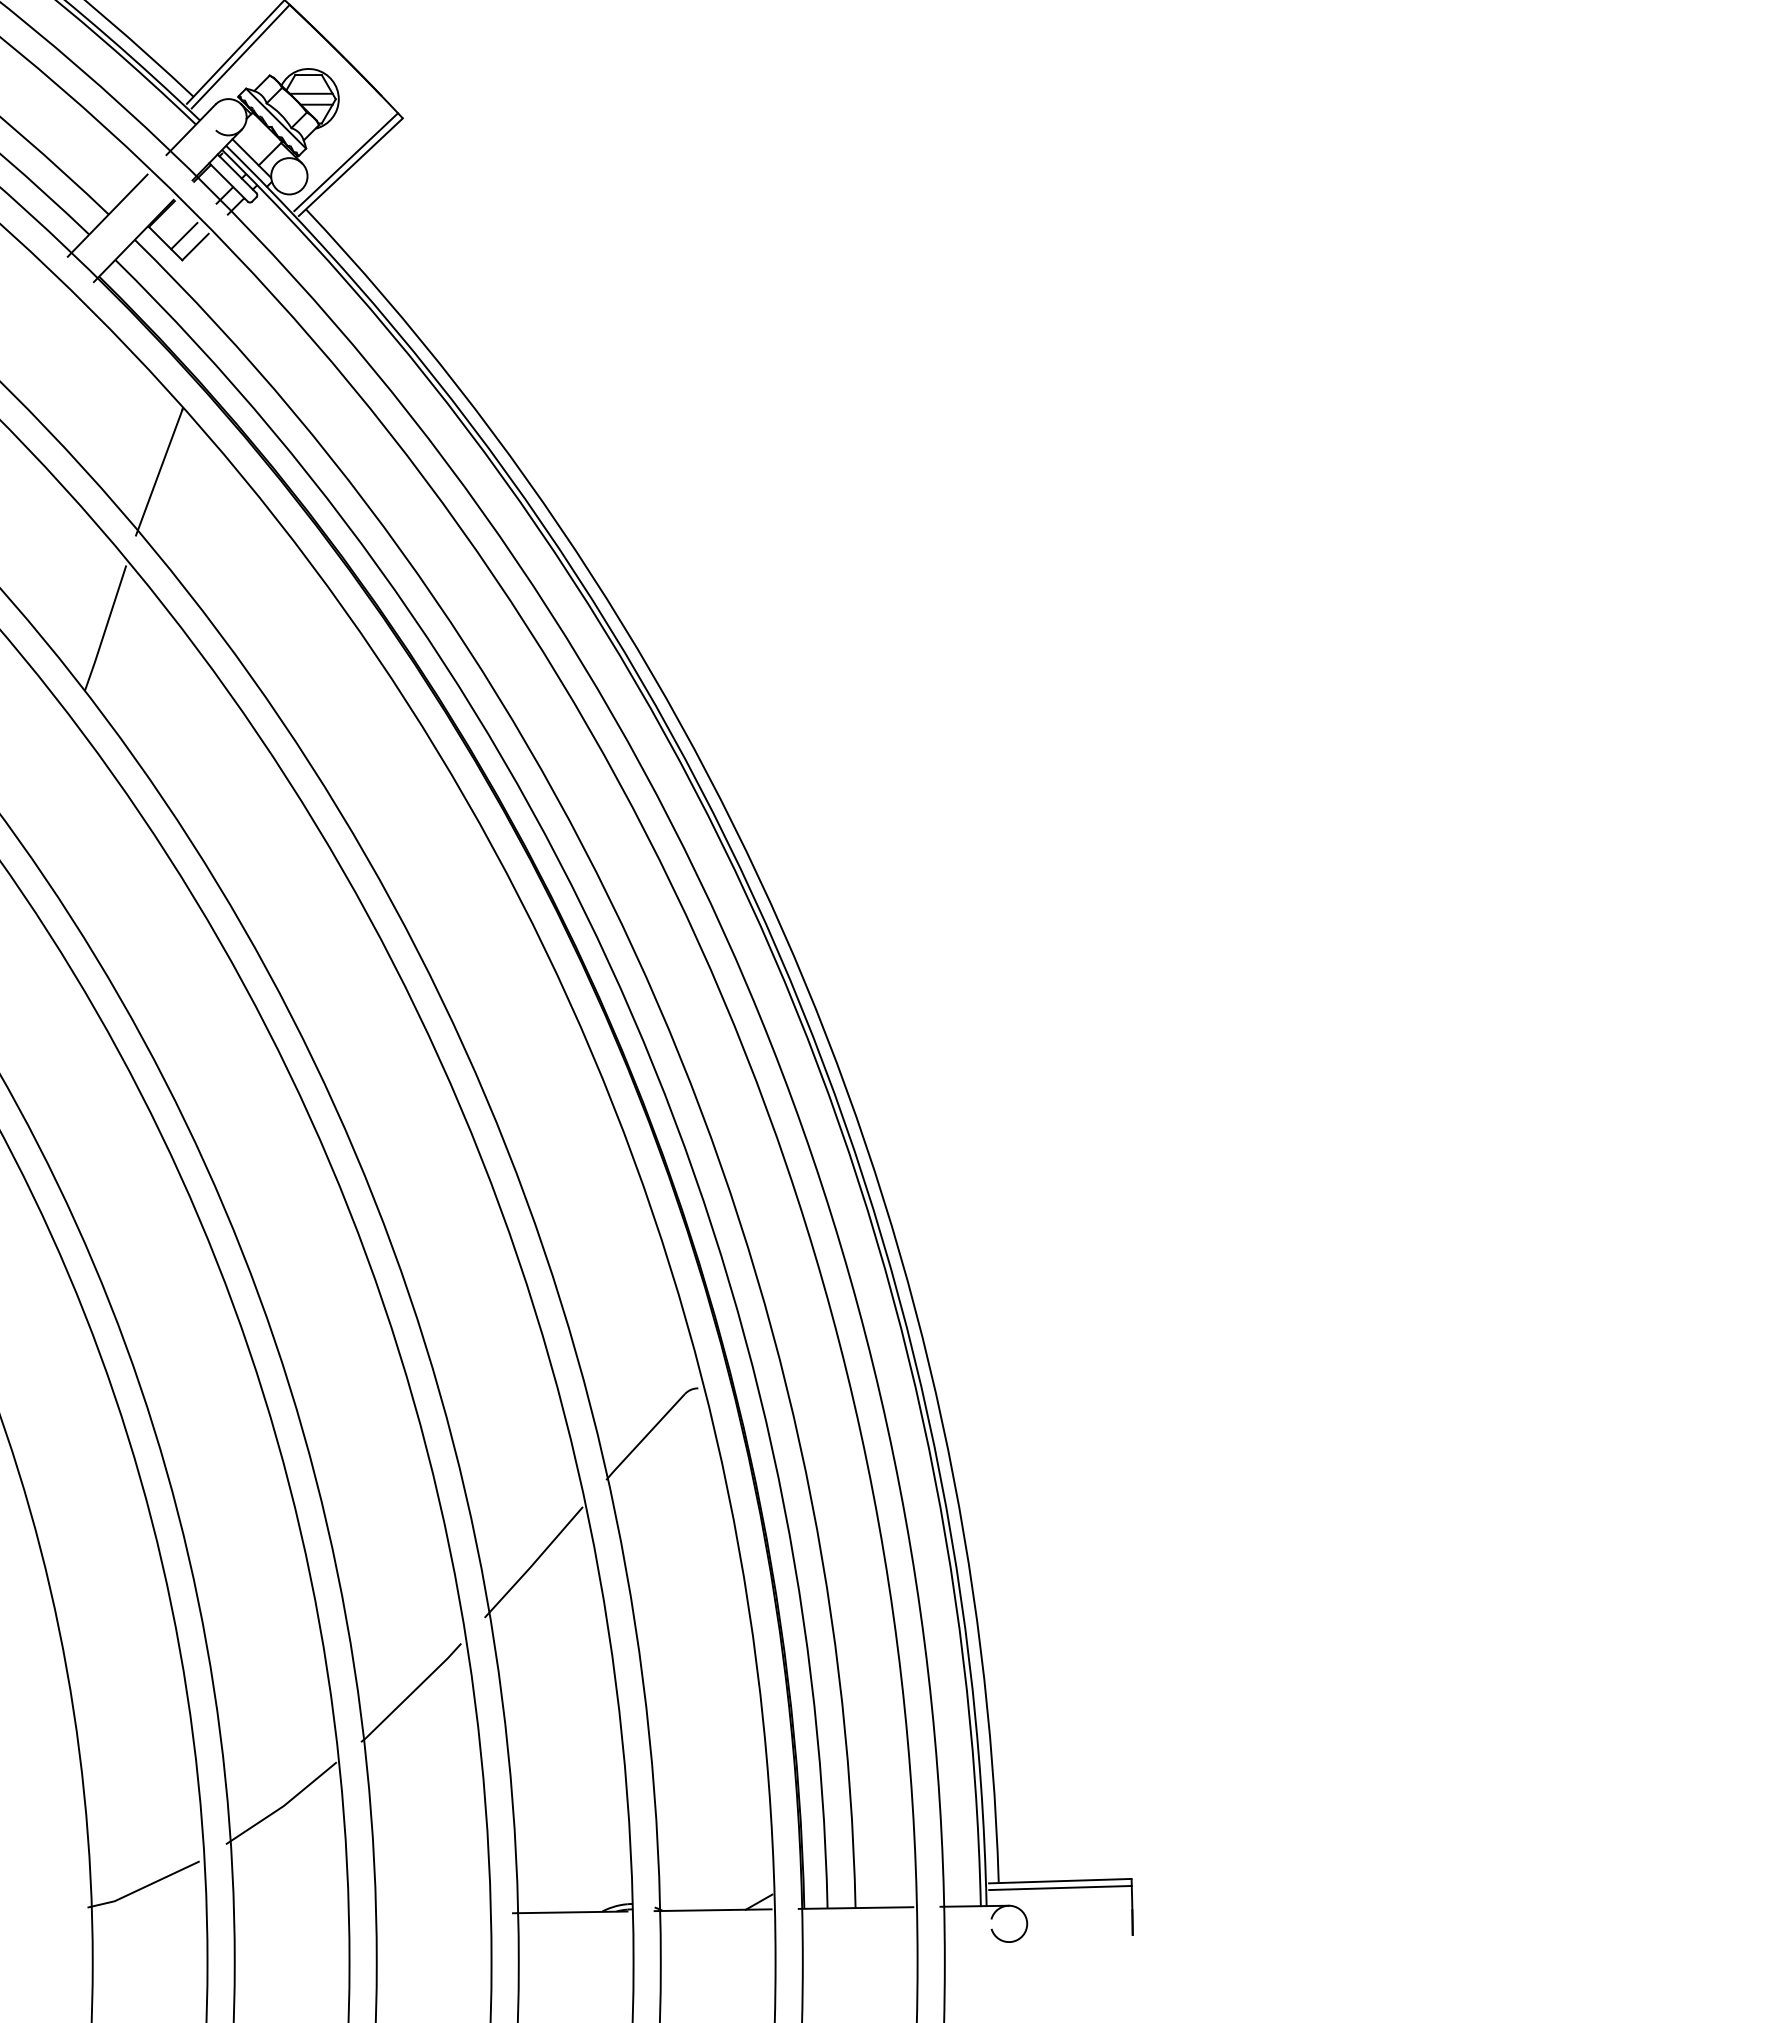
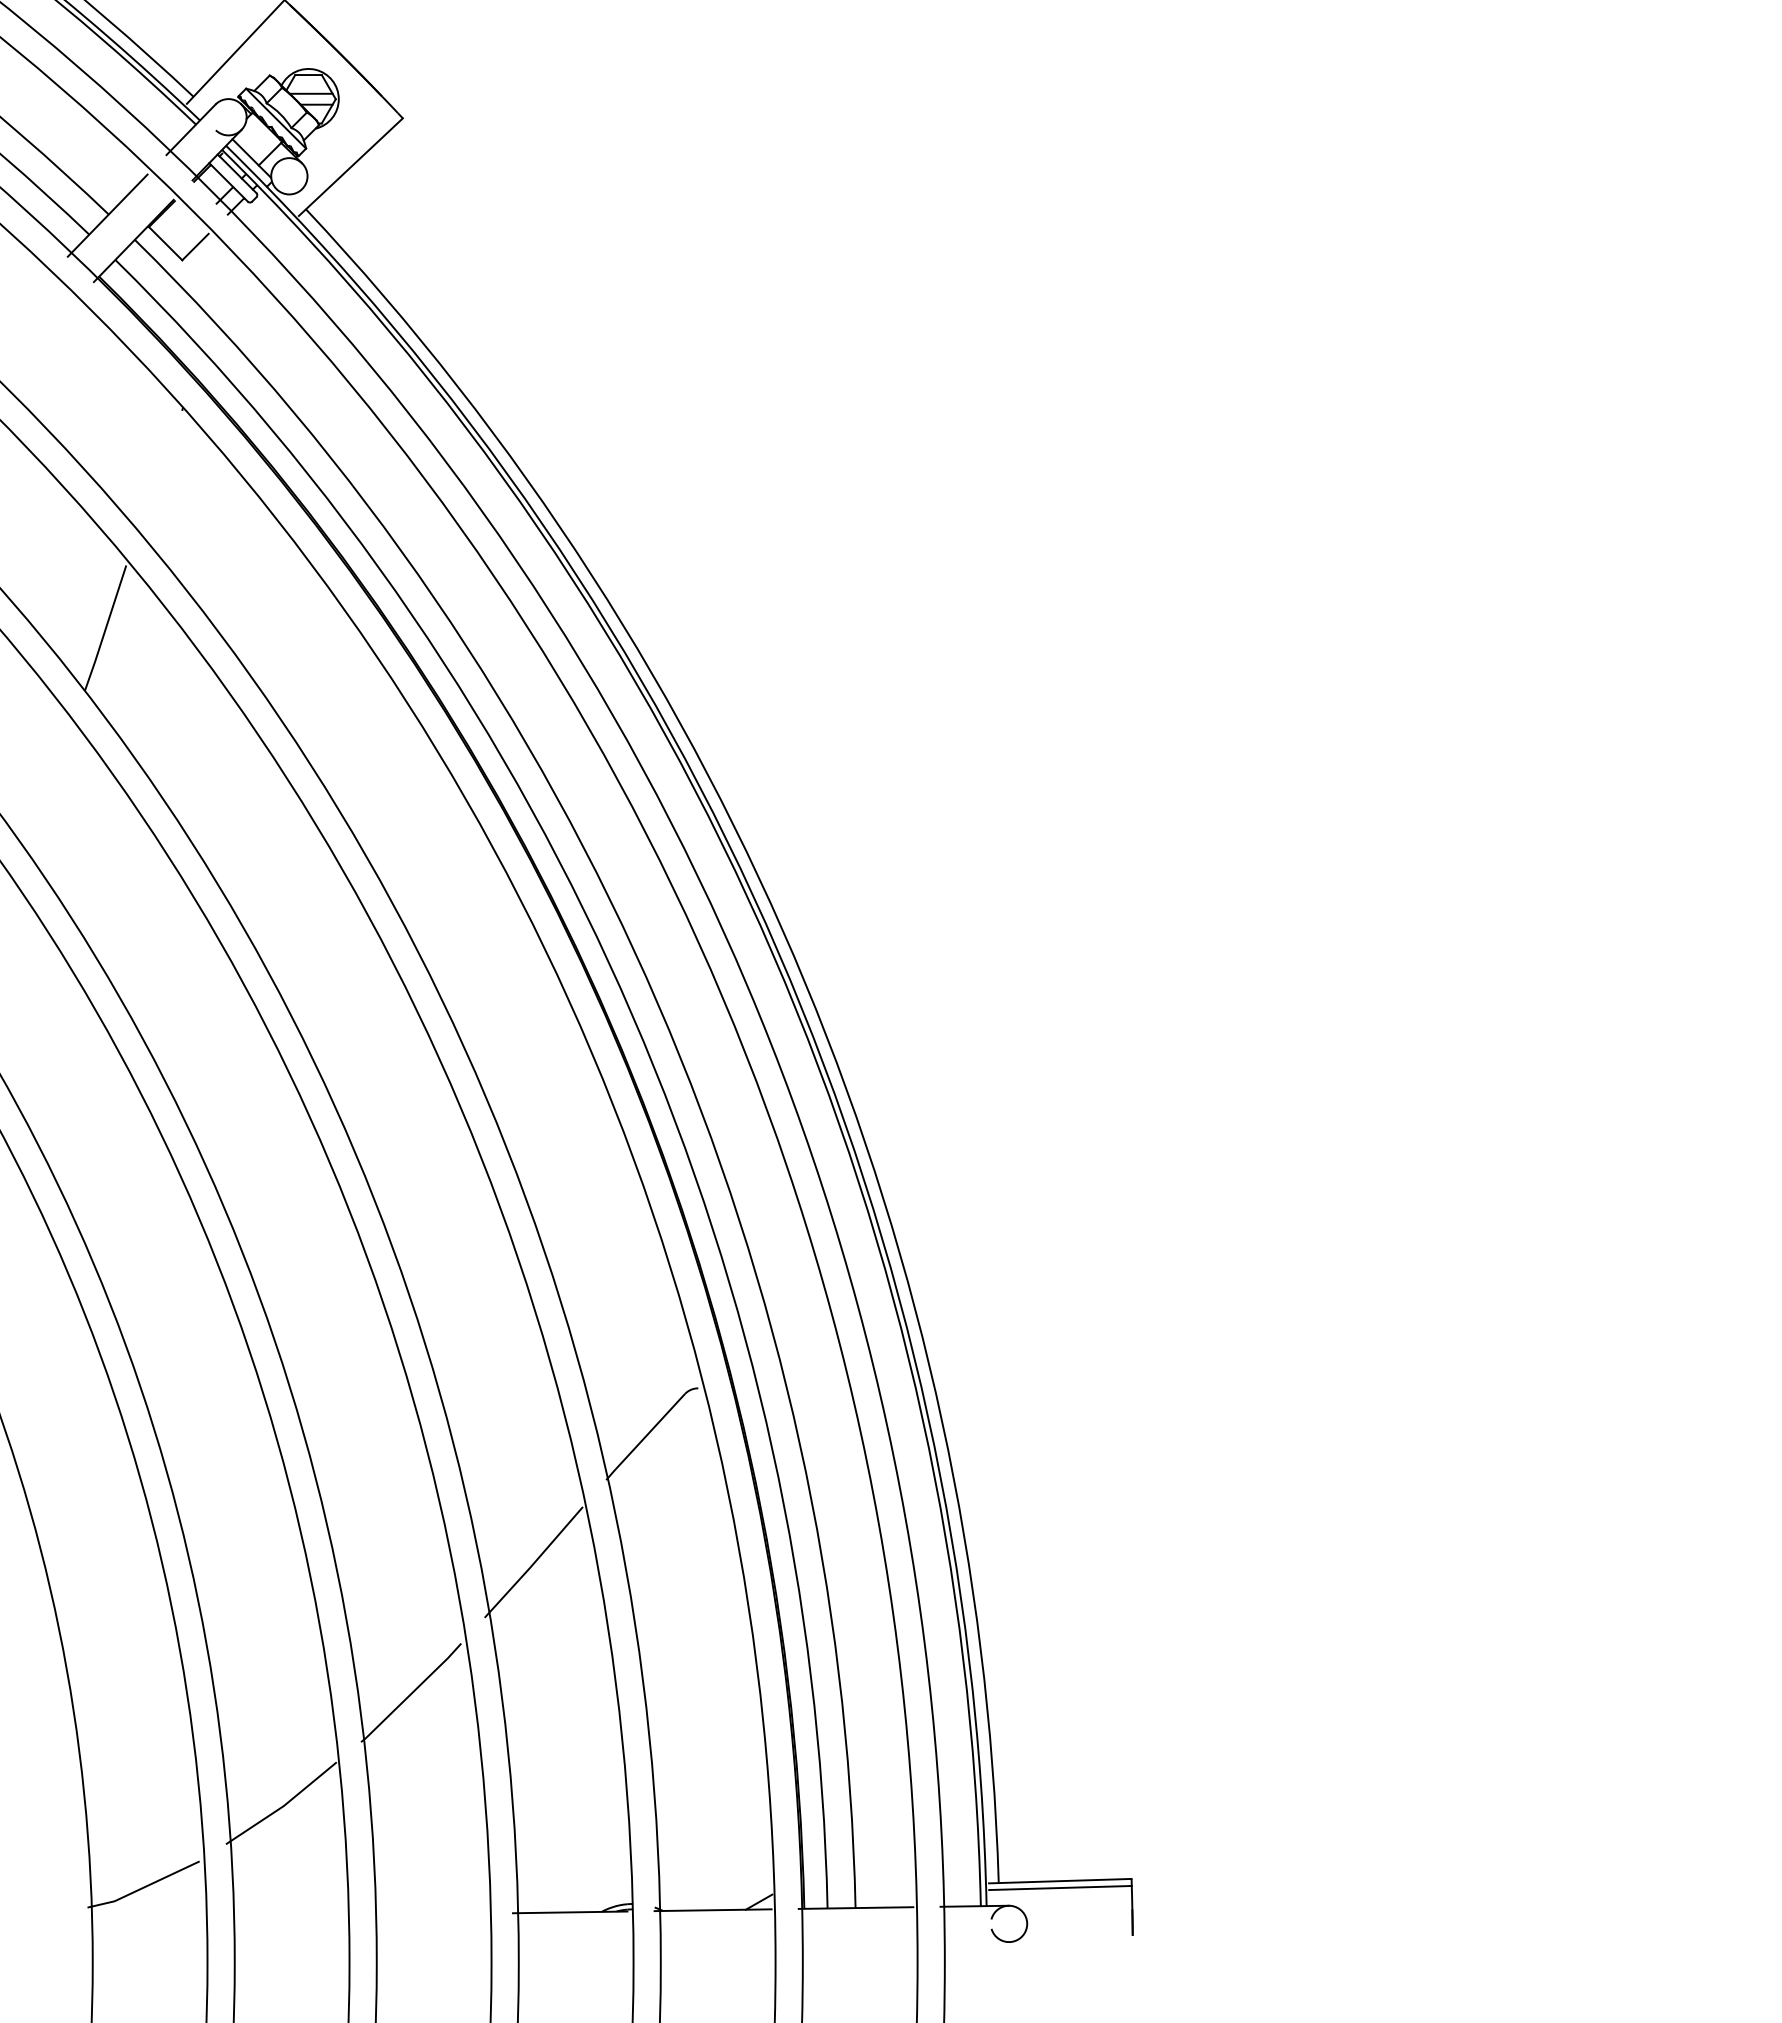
line: present -> none (240, 56)
line: present -> none (346, 162)
line: present -> none (184, 235)
line: present -> none (159, 472)
